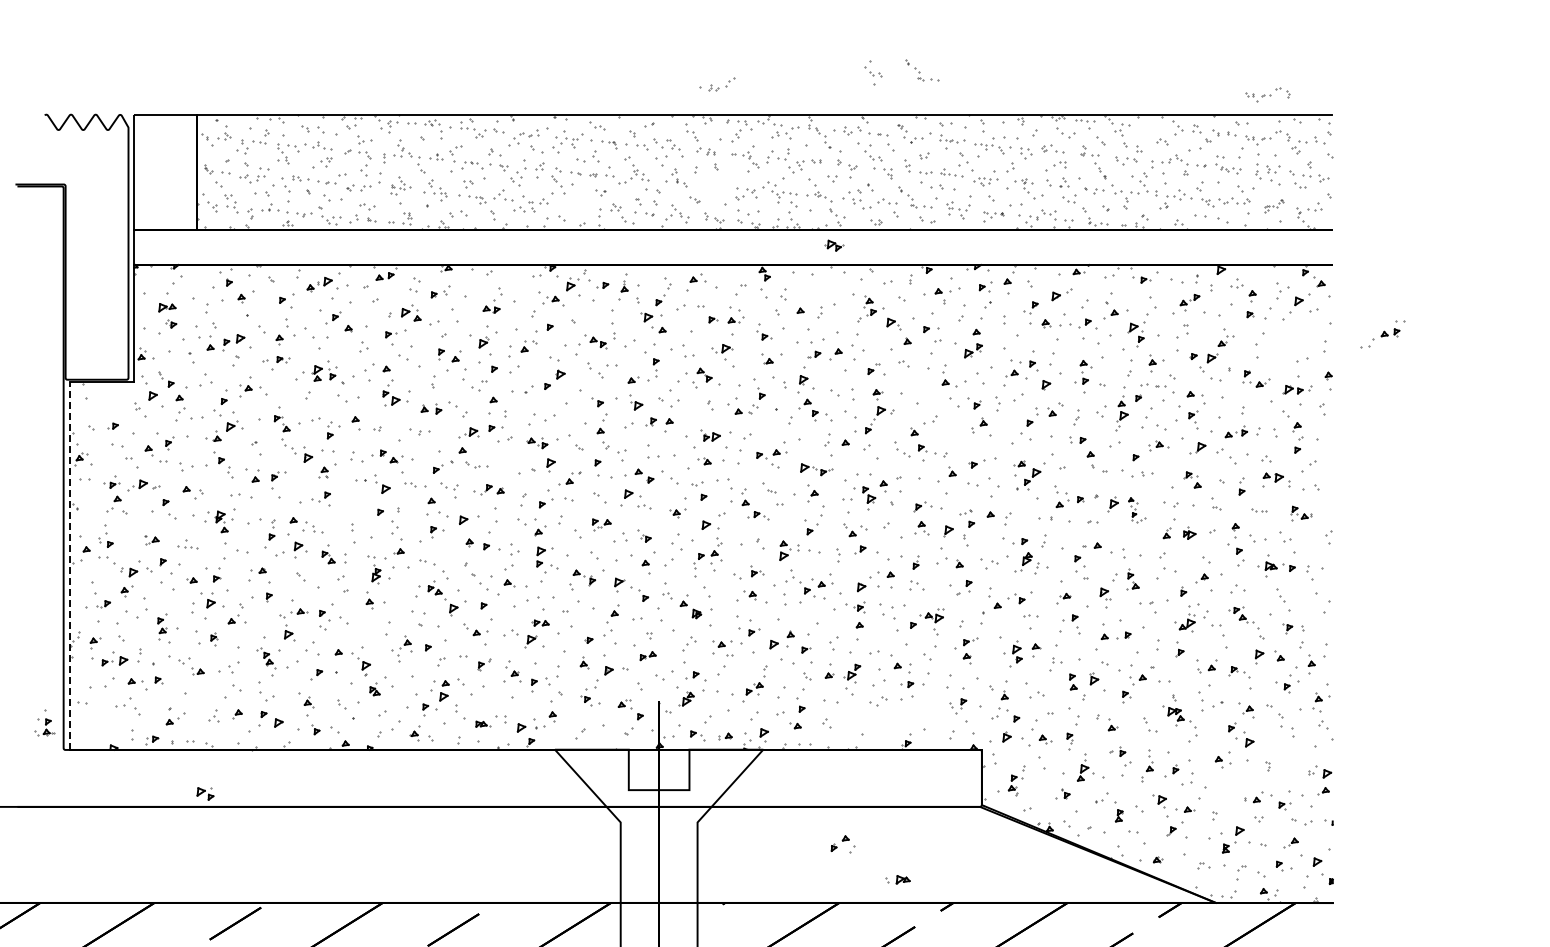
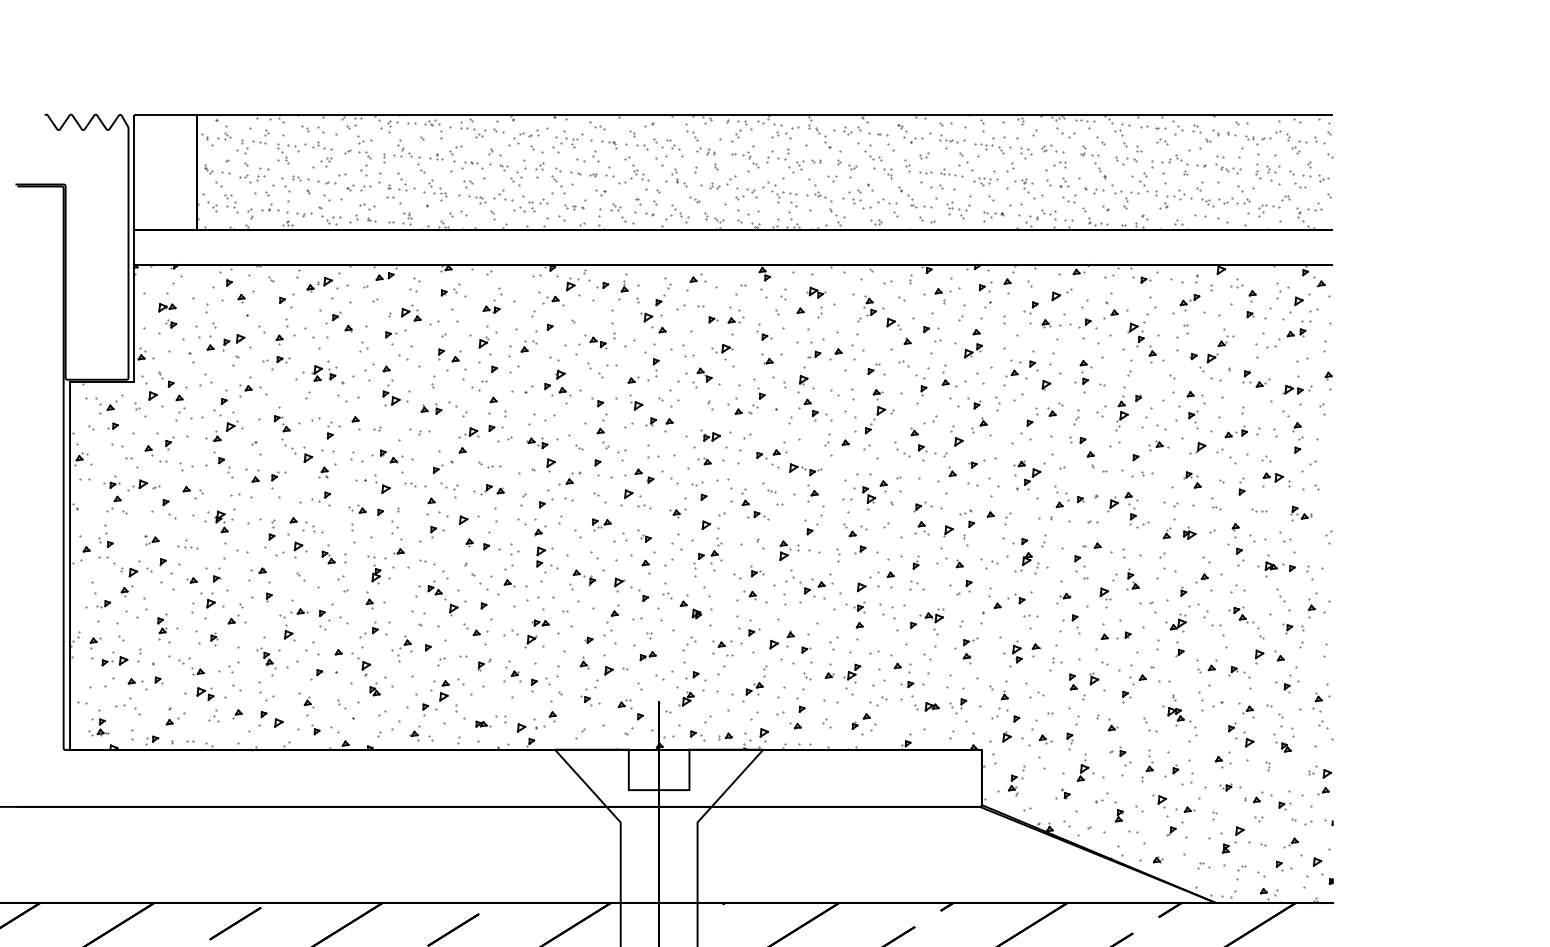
part: present -> none (922, 70)
part: present -> none (873, 72)
part position: (717, 84) -> (718, 182) (718, 182)
part: present -> none (1267, 94)
part size: 22x20 px -> 30x27 px (400, 185)
part: none -> present (575, 204)
part size: 21x15 px -> 33x23 px (1274, 206)
part position: (834, 245) -> (816, 292) (816, 292)
part position: (440, 291) -> (450, 289) (450, 289)
part position: (1382, 334) -> (1288, 334) (1288, 334)
part position: (1152, 363) -> (1152, 354) (1152, 354)
part: none -> present (921, 385)
part position: (1153, 385) -> (1153, 127) (1153, 127)
part: none -> present (561, 391)
part: none -> present (109, 404)
part: none -> present (956, 435)
part position: (476, 464) -> (489, 464) (489, 464)
part position: (816, 469) -> (805, 469) (805, 469)
part: none -> present (357, 508)
part size: 19x27 px -> 26x37 px (1136, 510)
line: dashed -> solid (69, 565)
part position: (1184, 622) -> (1175, 622) (1175, 622)
part: none -> present (368, 629)
part position: (1311, 664) -> (1311, 608) (1311, 608)
part position: (44, 722) -> (98, 722) (98, 722)
part: none -> present (1282, 742)
part: none -> present (1230, 787)
part position: (205, 793) -> (205, 693) (205, 693)
part position: (842, 844) -> (863, 722) (863, 722)
part position: (897, 879) -> (926, 706) (926, 706)
